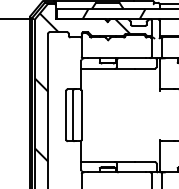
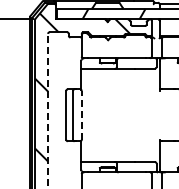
line: solid -> dashed (48, 110)
line: solid -> dashed (81, 114)
